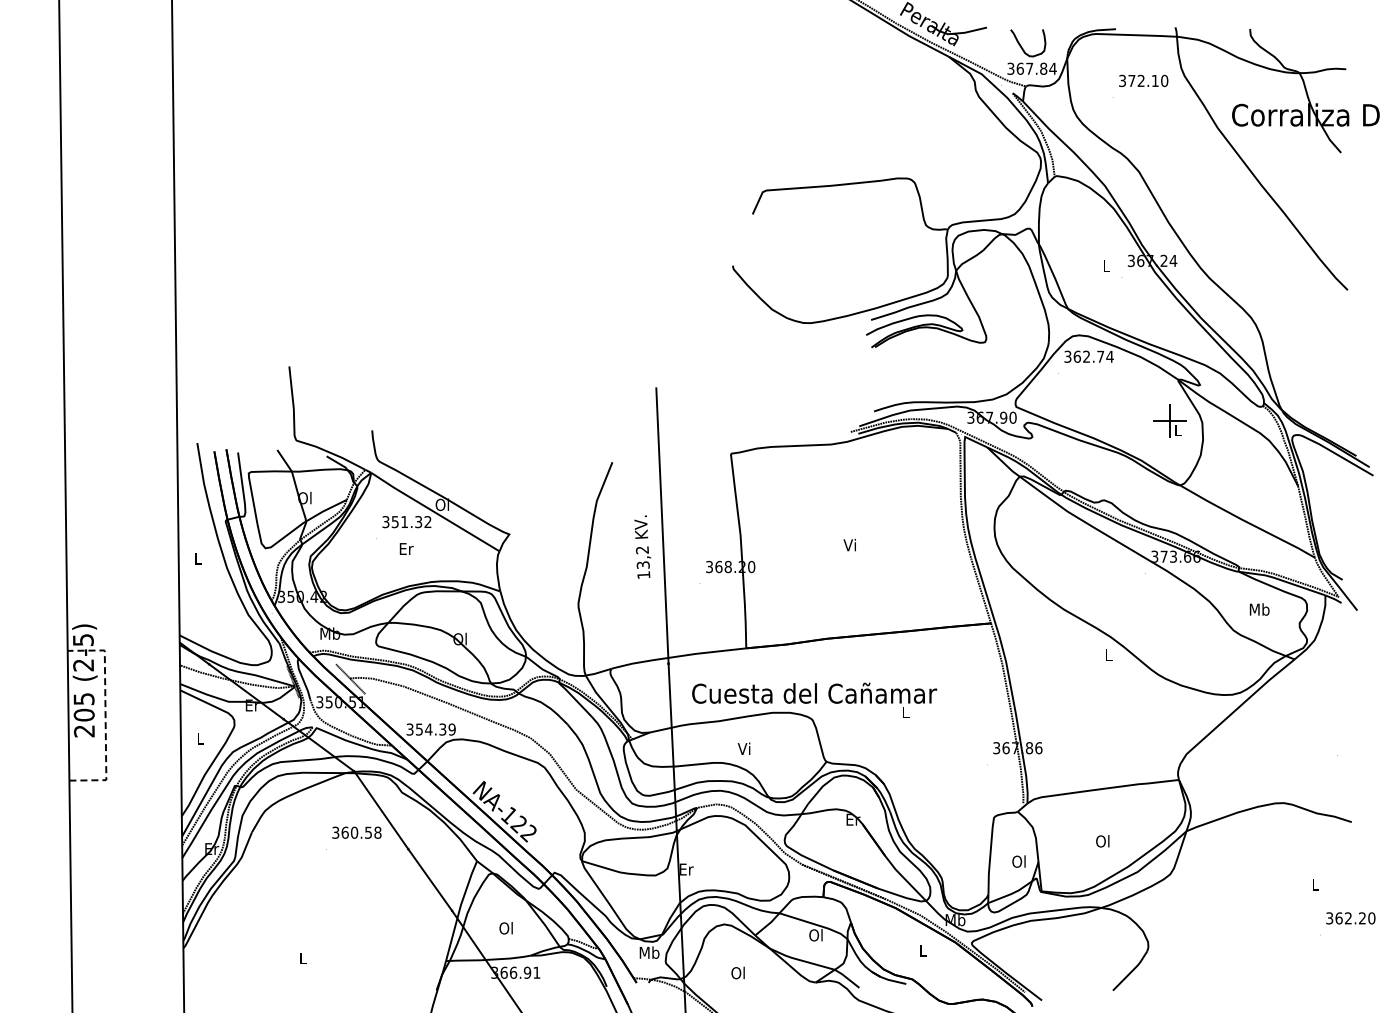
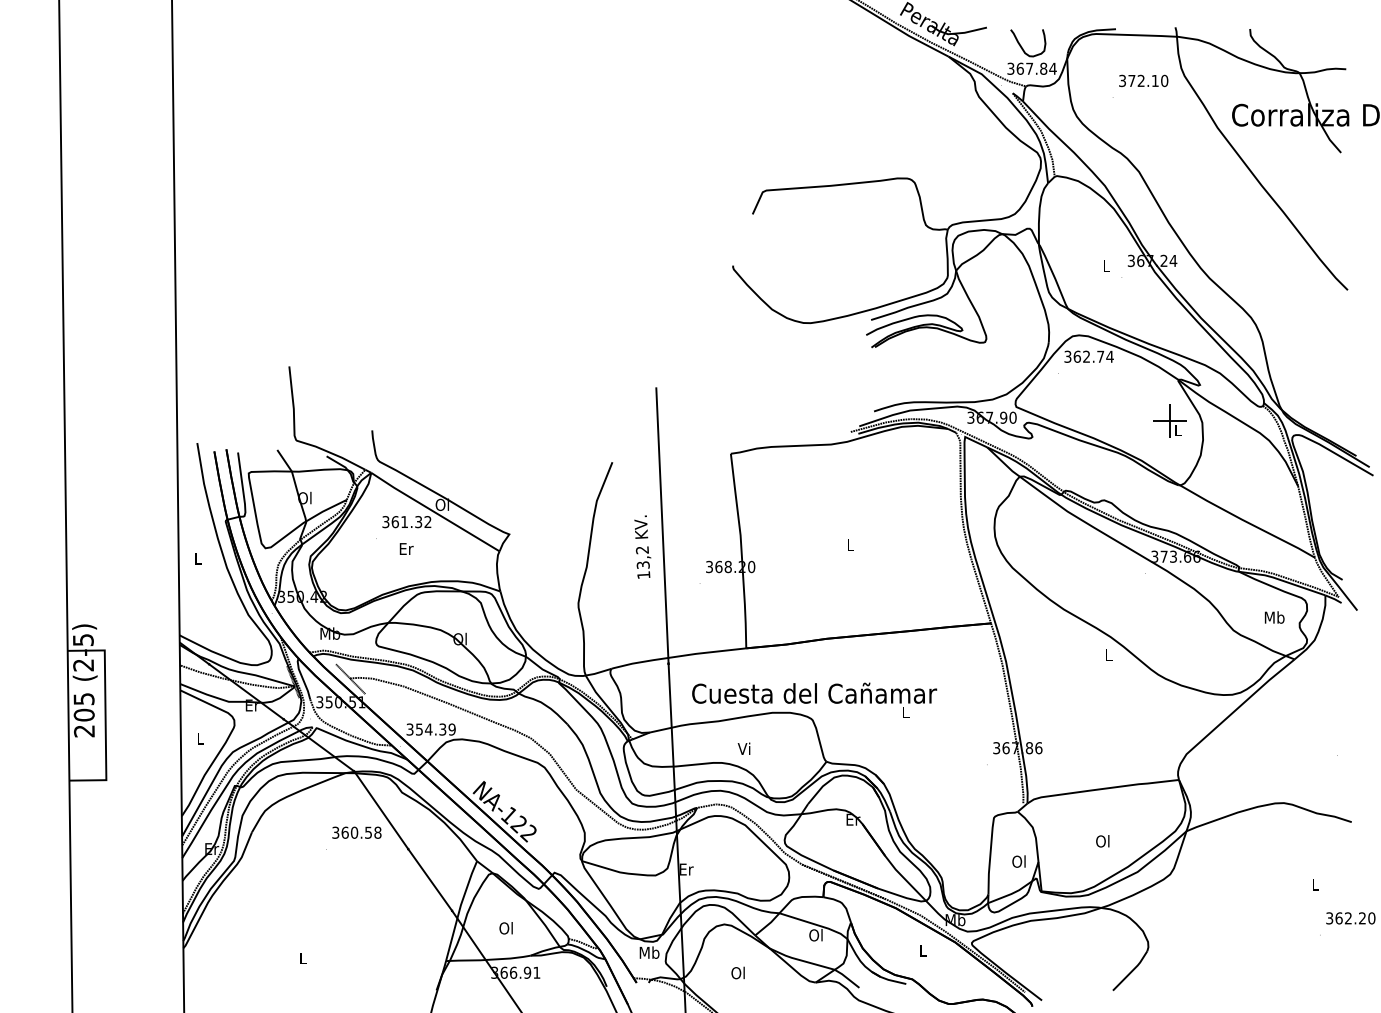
text: 351.32 -> 361.32 (394, 522)
text: Vi -> L (849, 544)
text position: (1259, 609) -> (1274, 617) (1274, 617)
line: dashed -> solid (105, 714)
